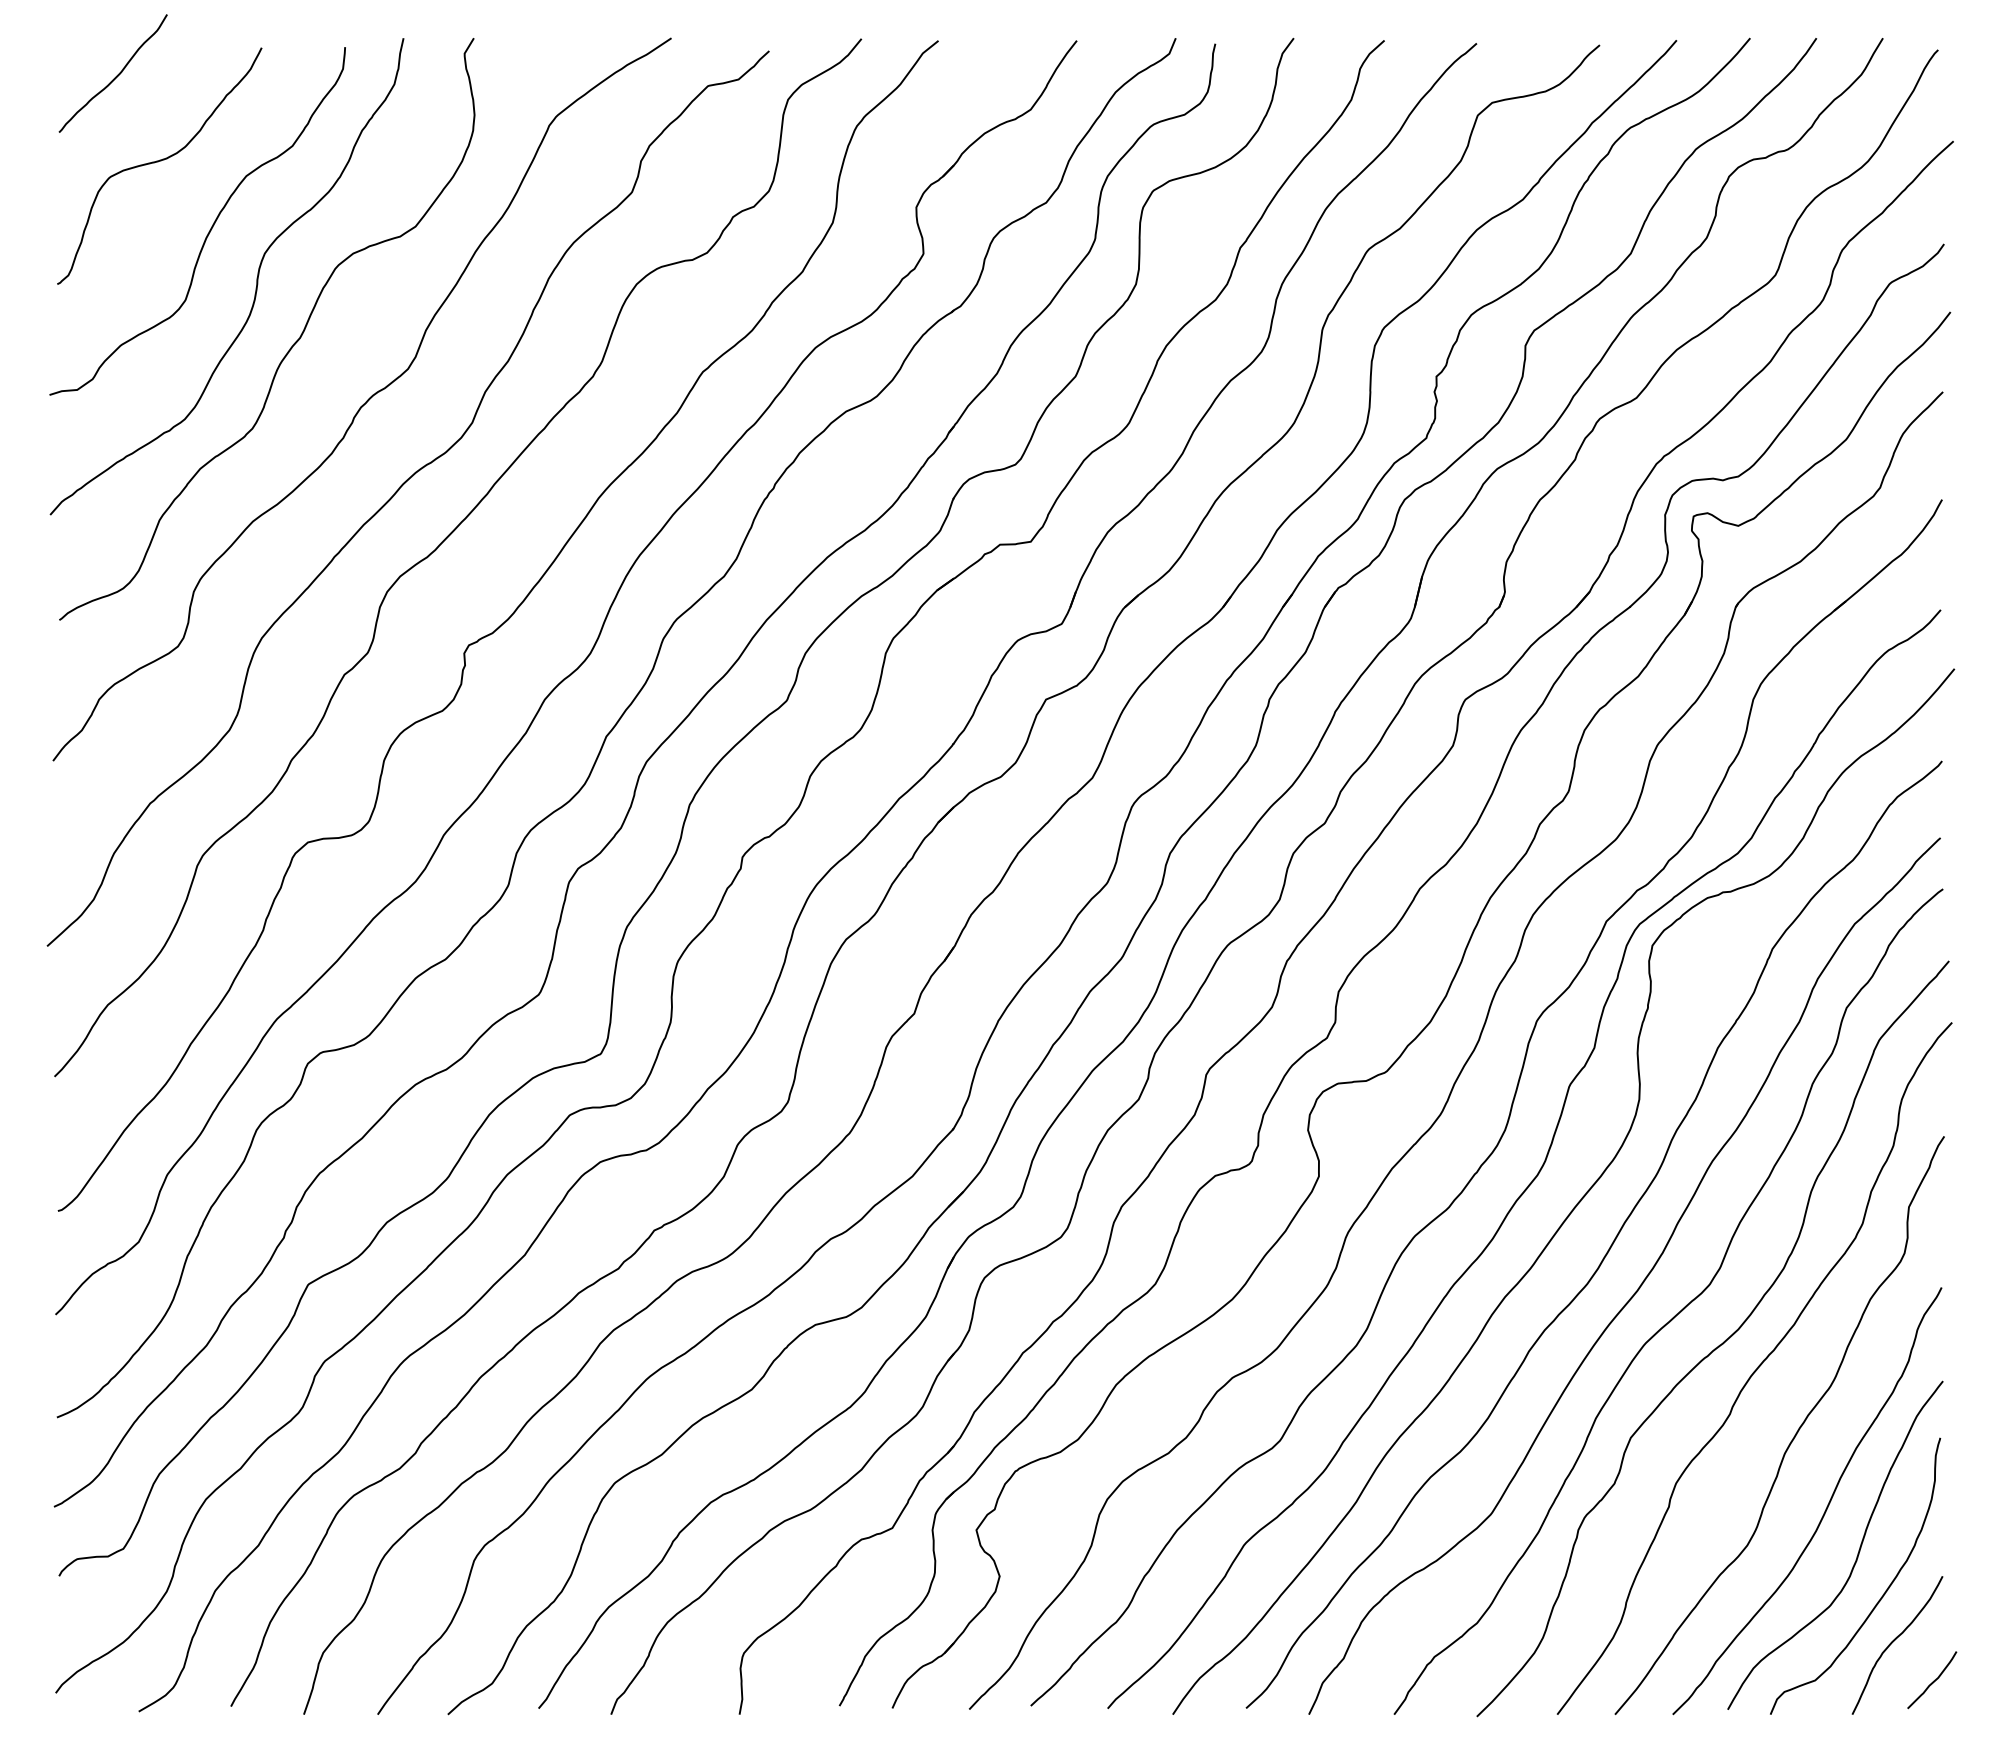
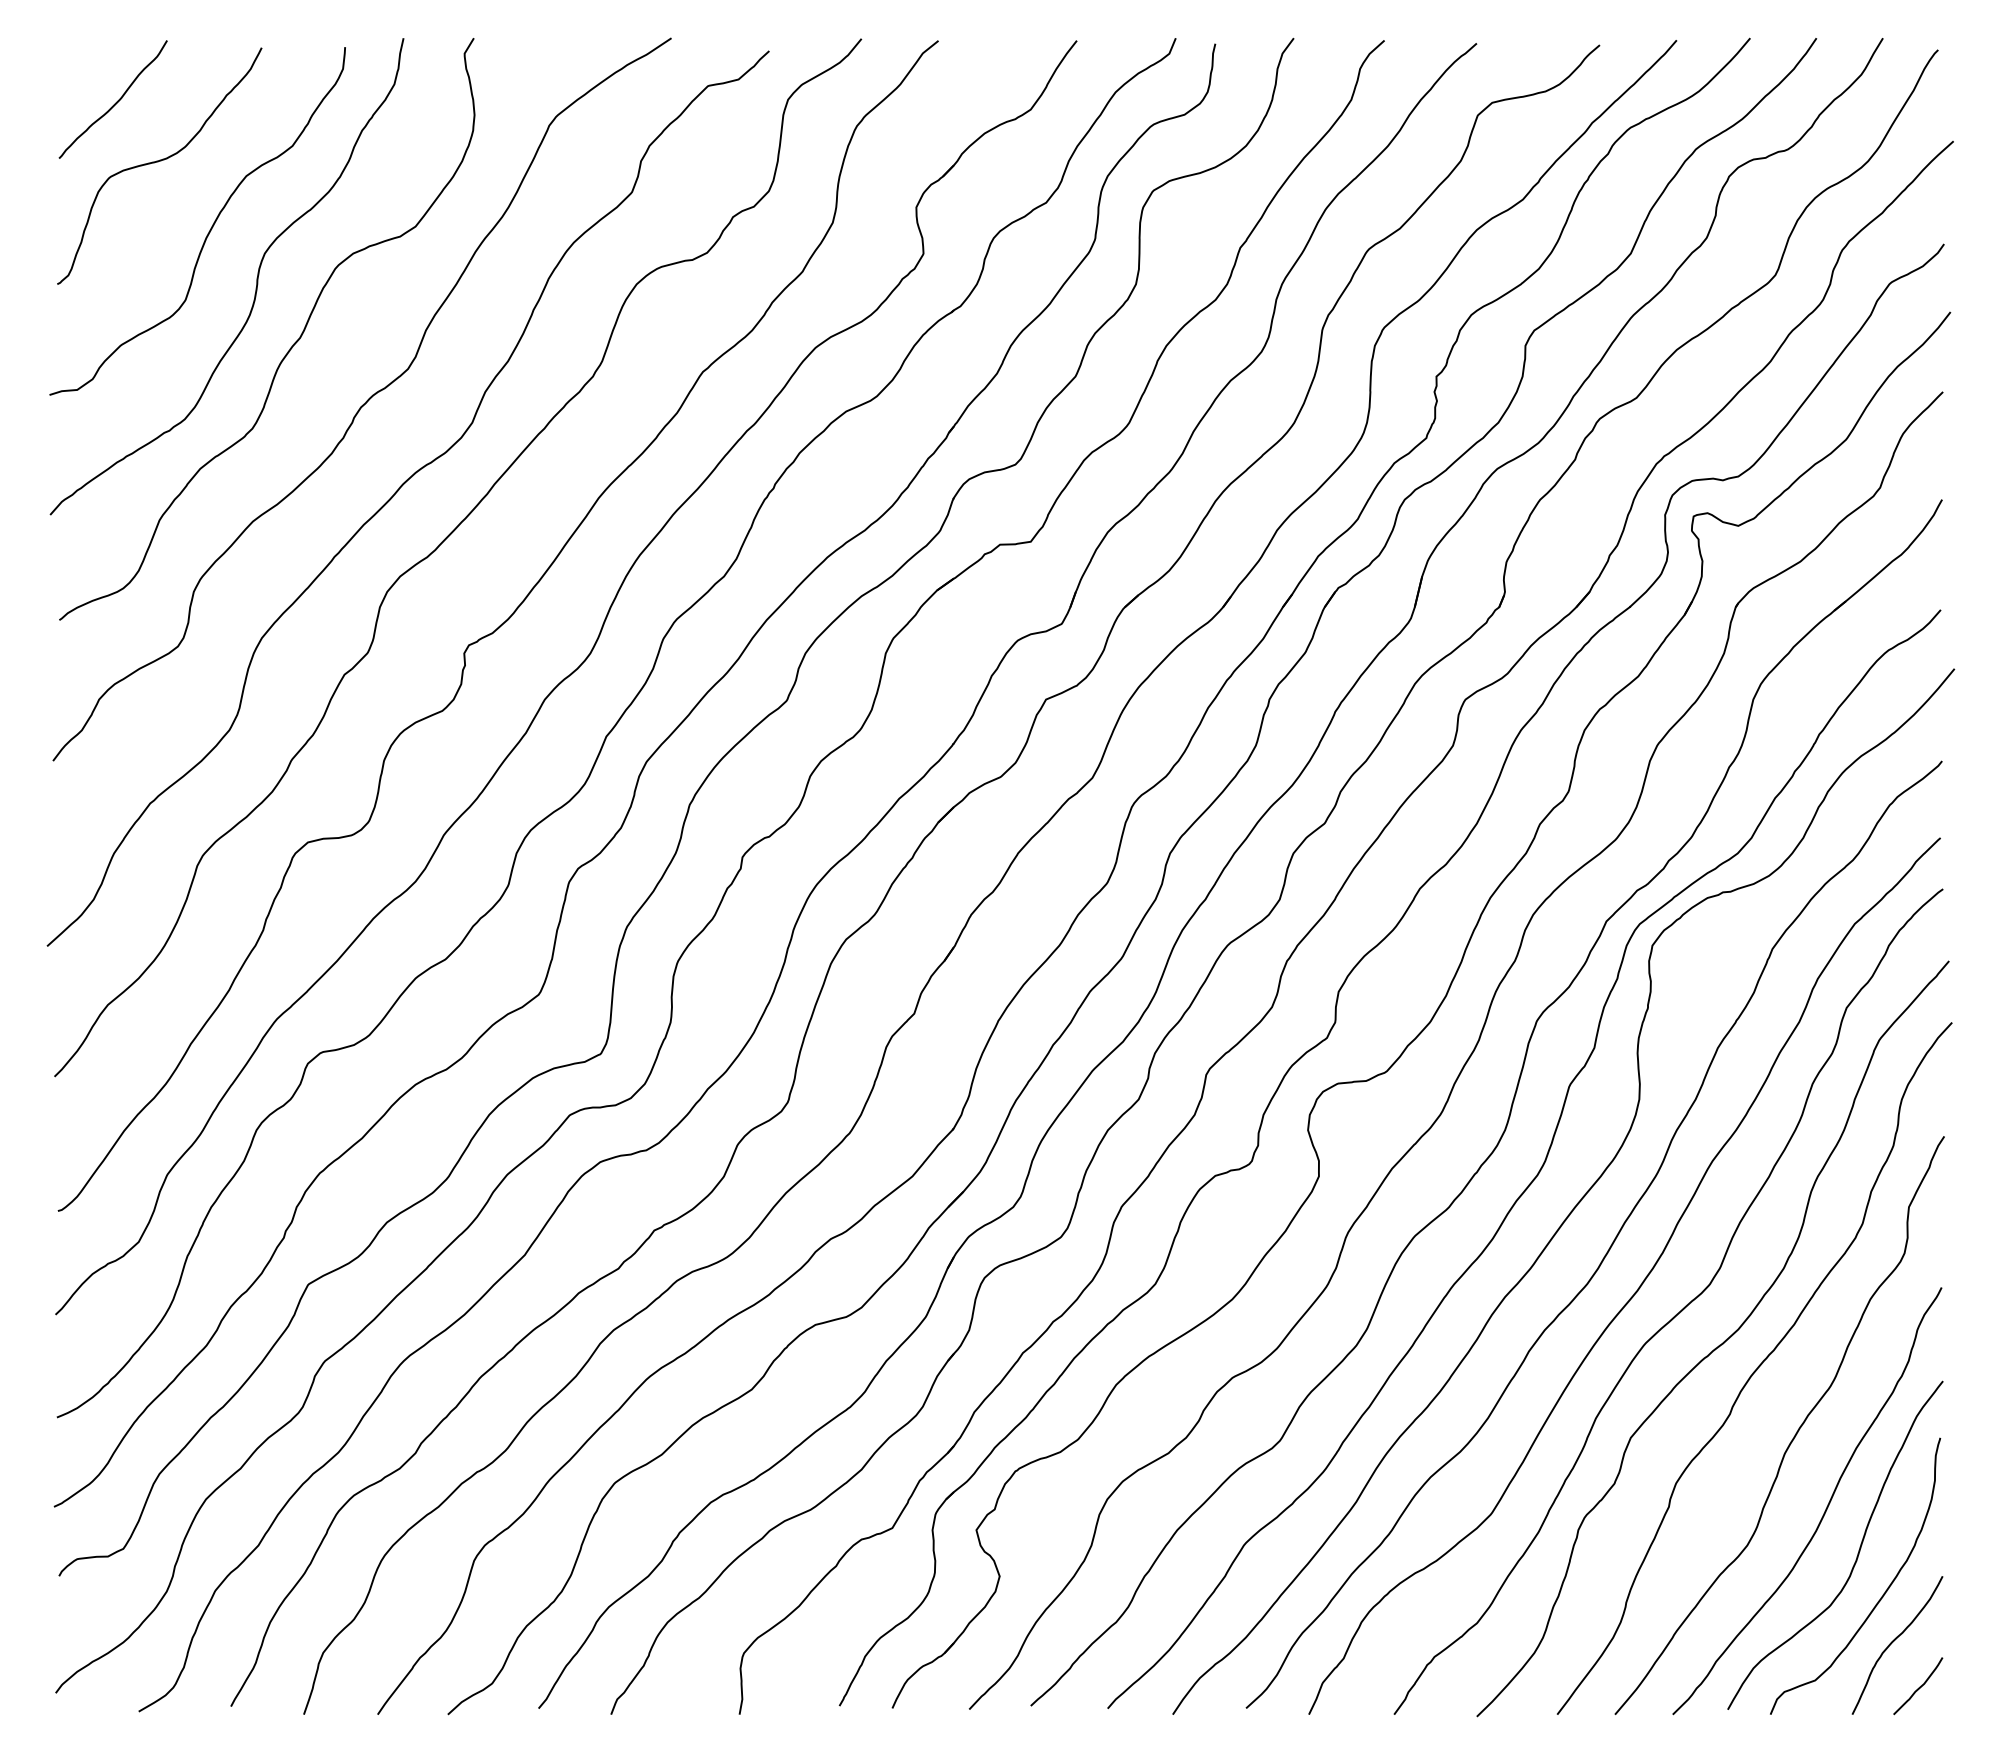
curve position: (115, 76) -> (115, 102) (115, 102)
curve position: (1933, 1680) -> (1919, 1686) (1919, 1686)
